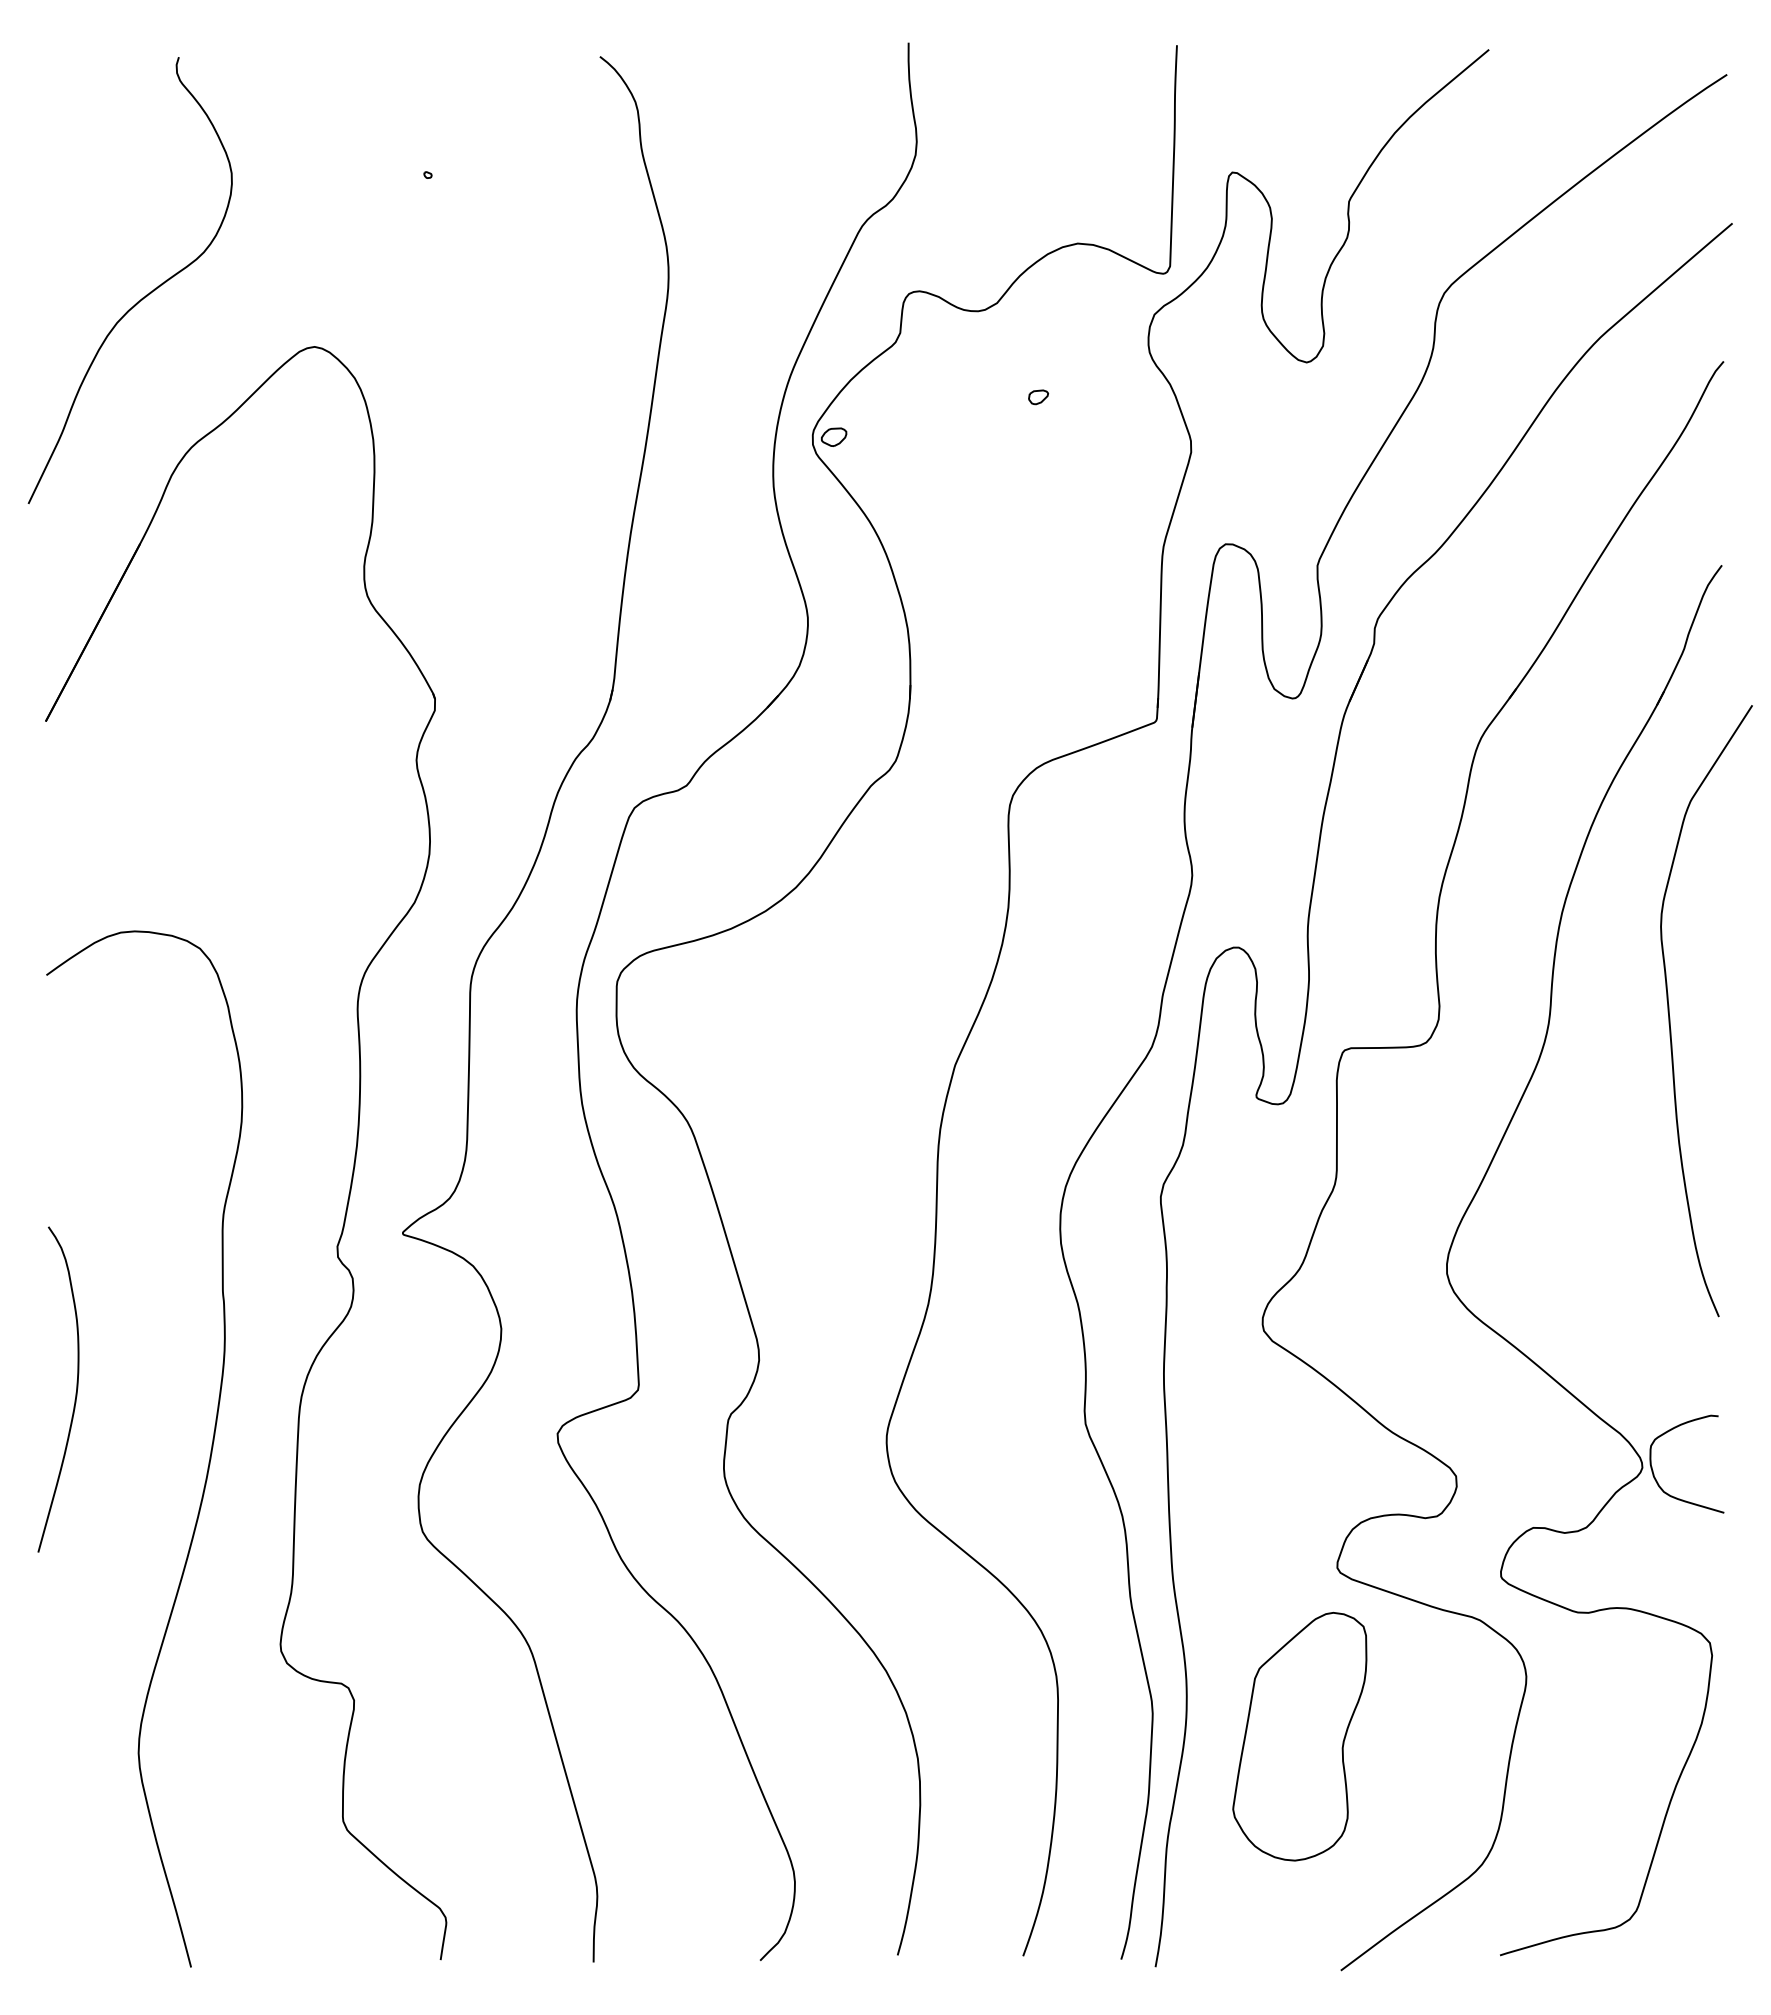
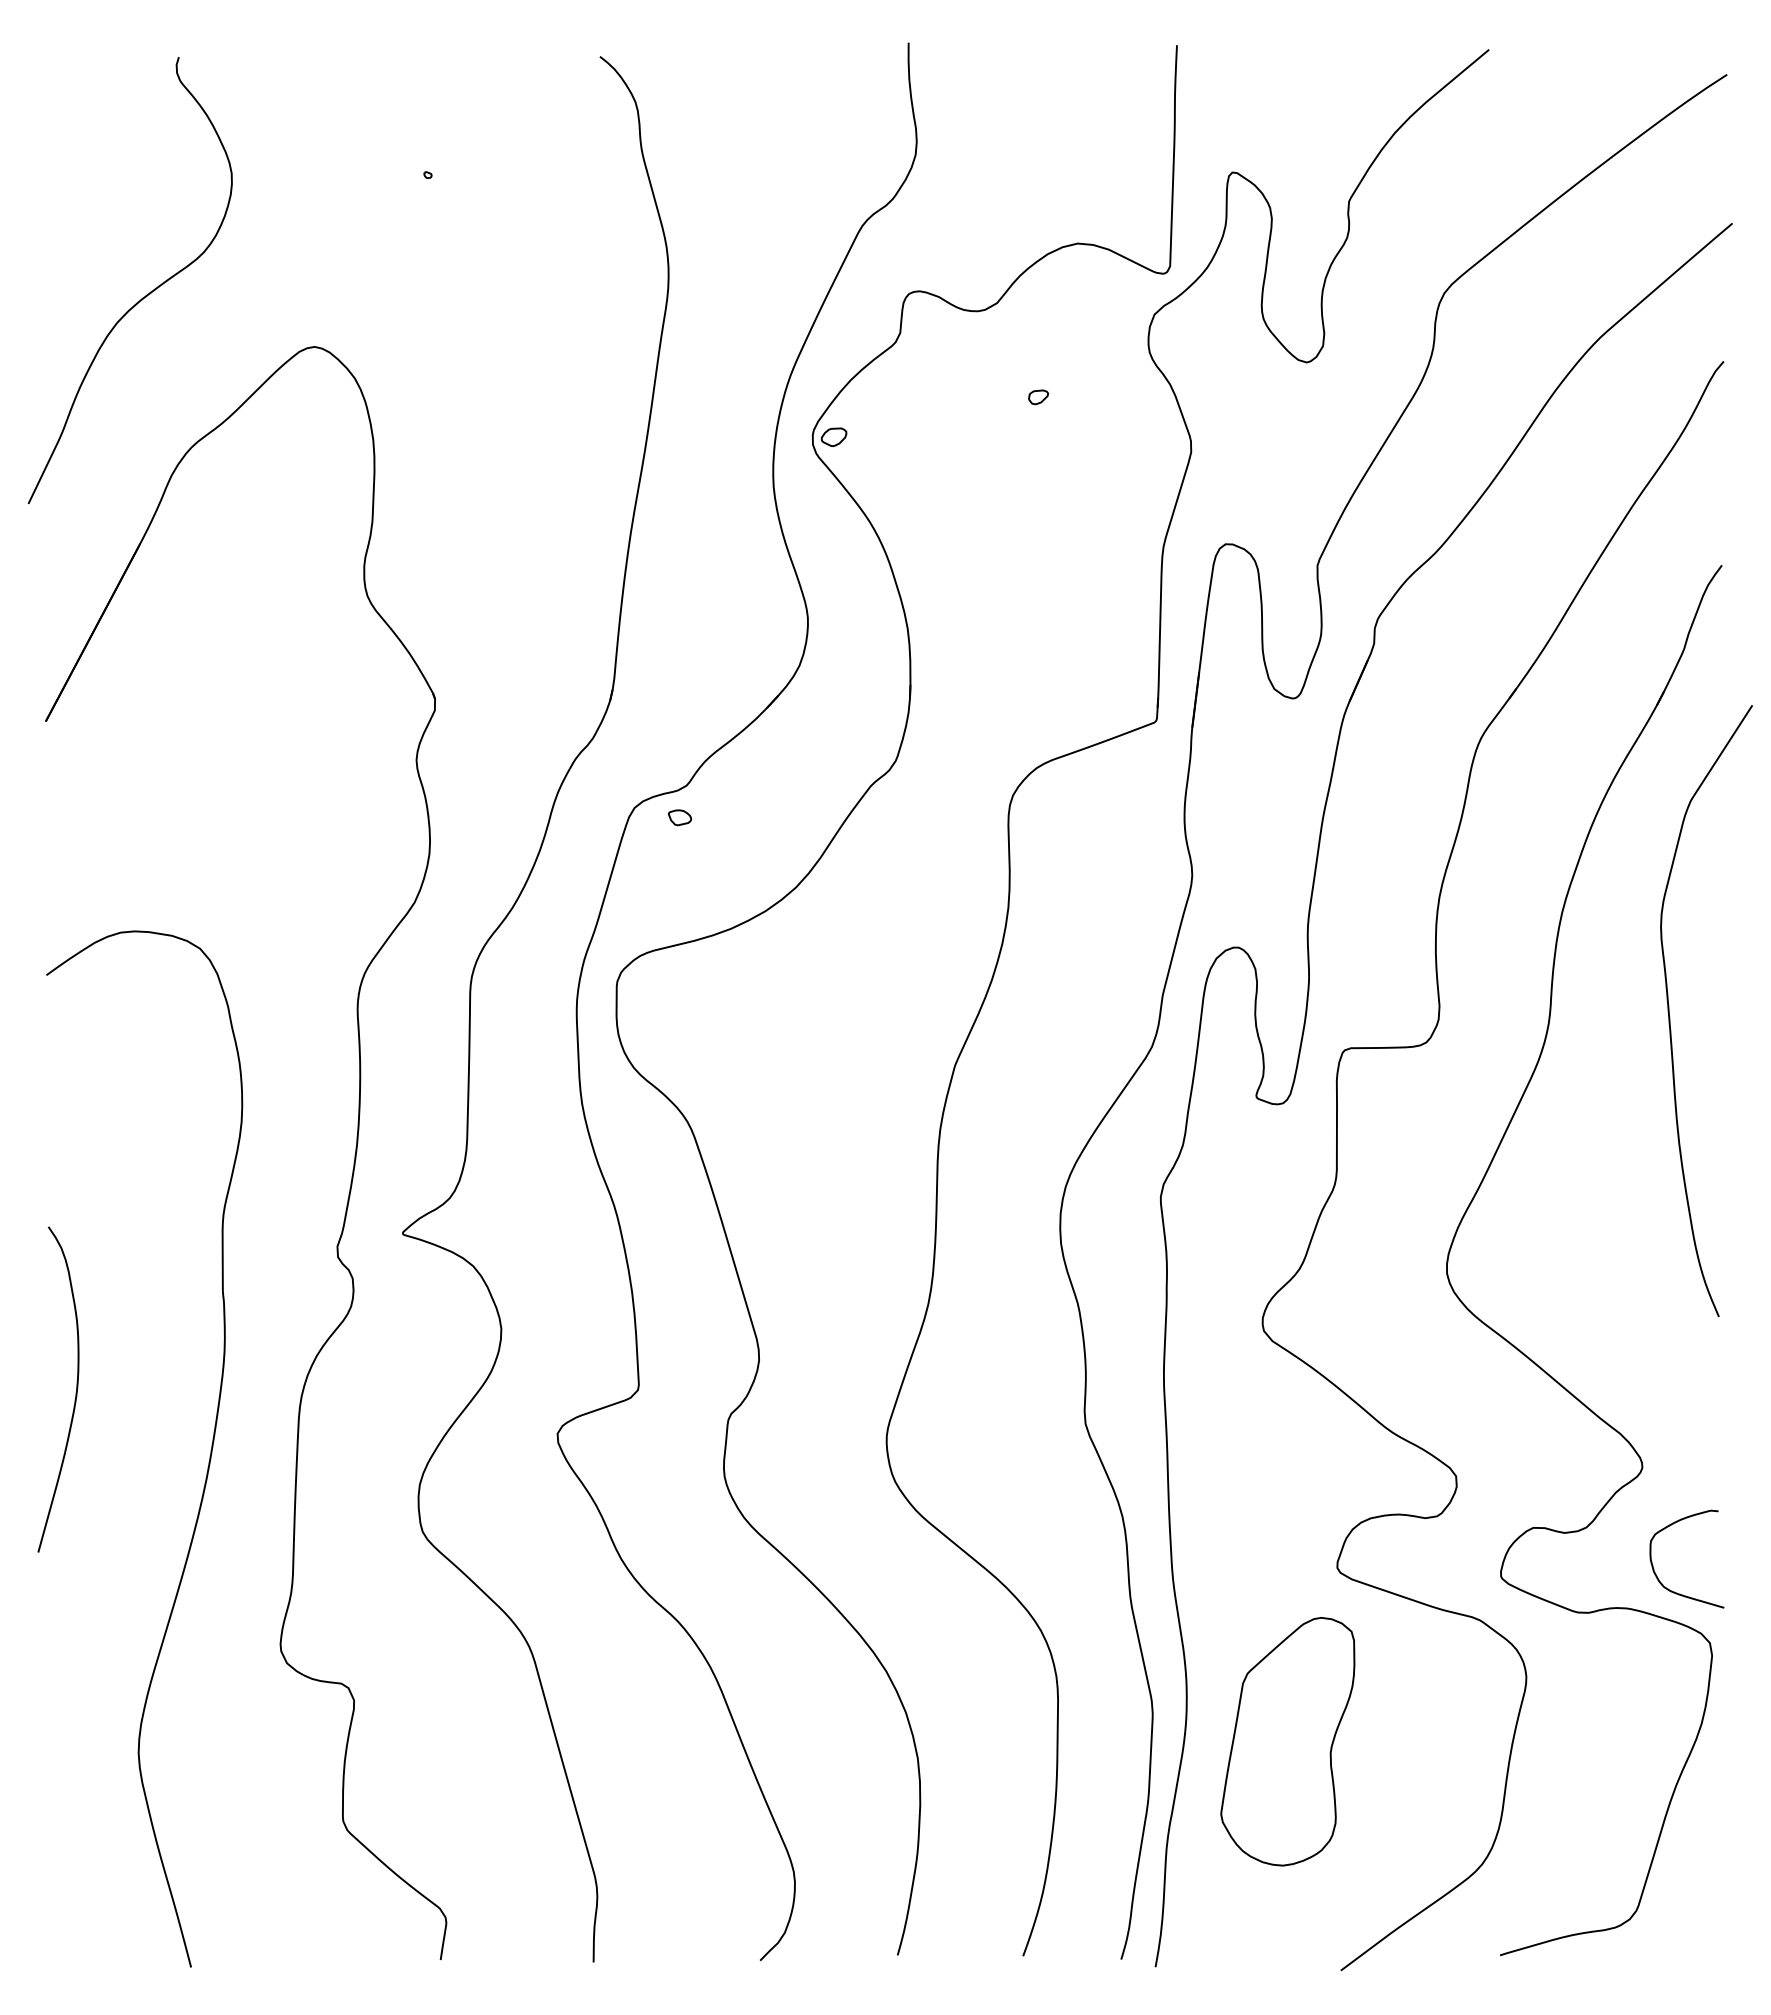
part: none -> present (680, 817)
curve position: (1657, 1480) -> (1657, 1575) (1657, 1575)
part position: (1299, 1736) -> (1287, 1741) (1287, 1741)
